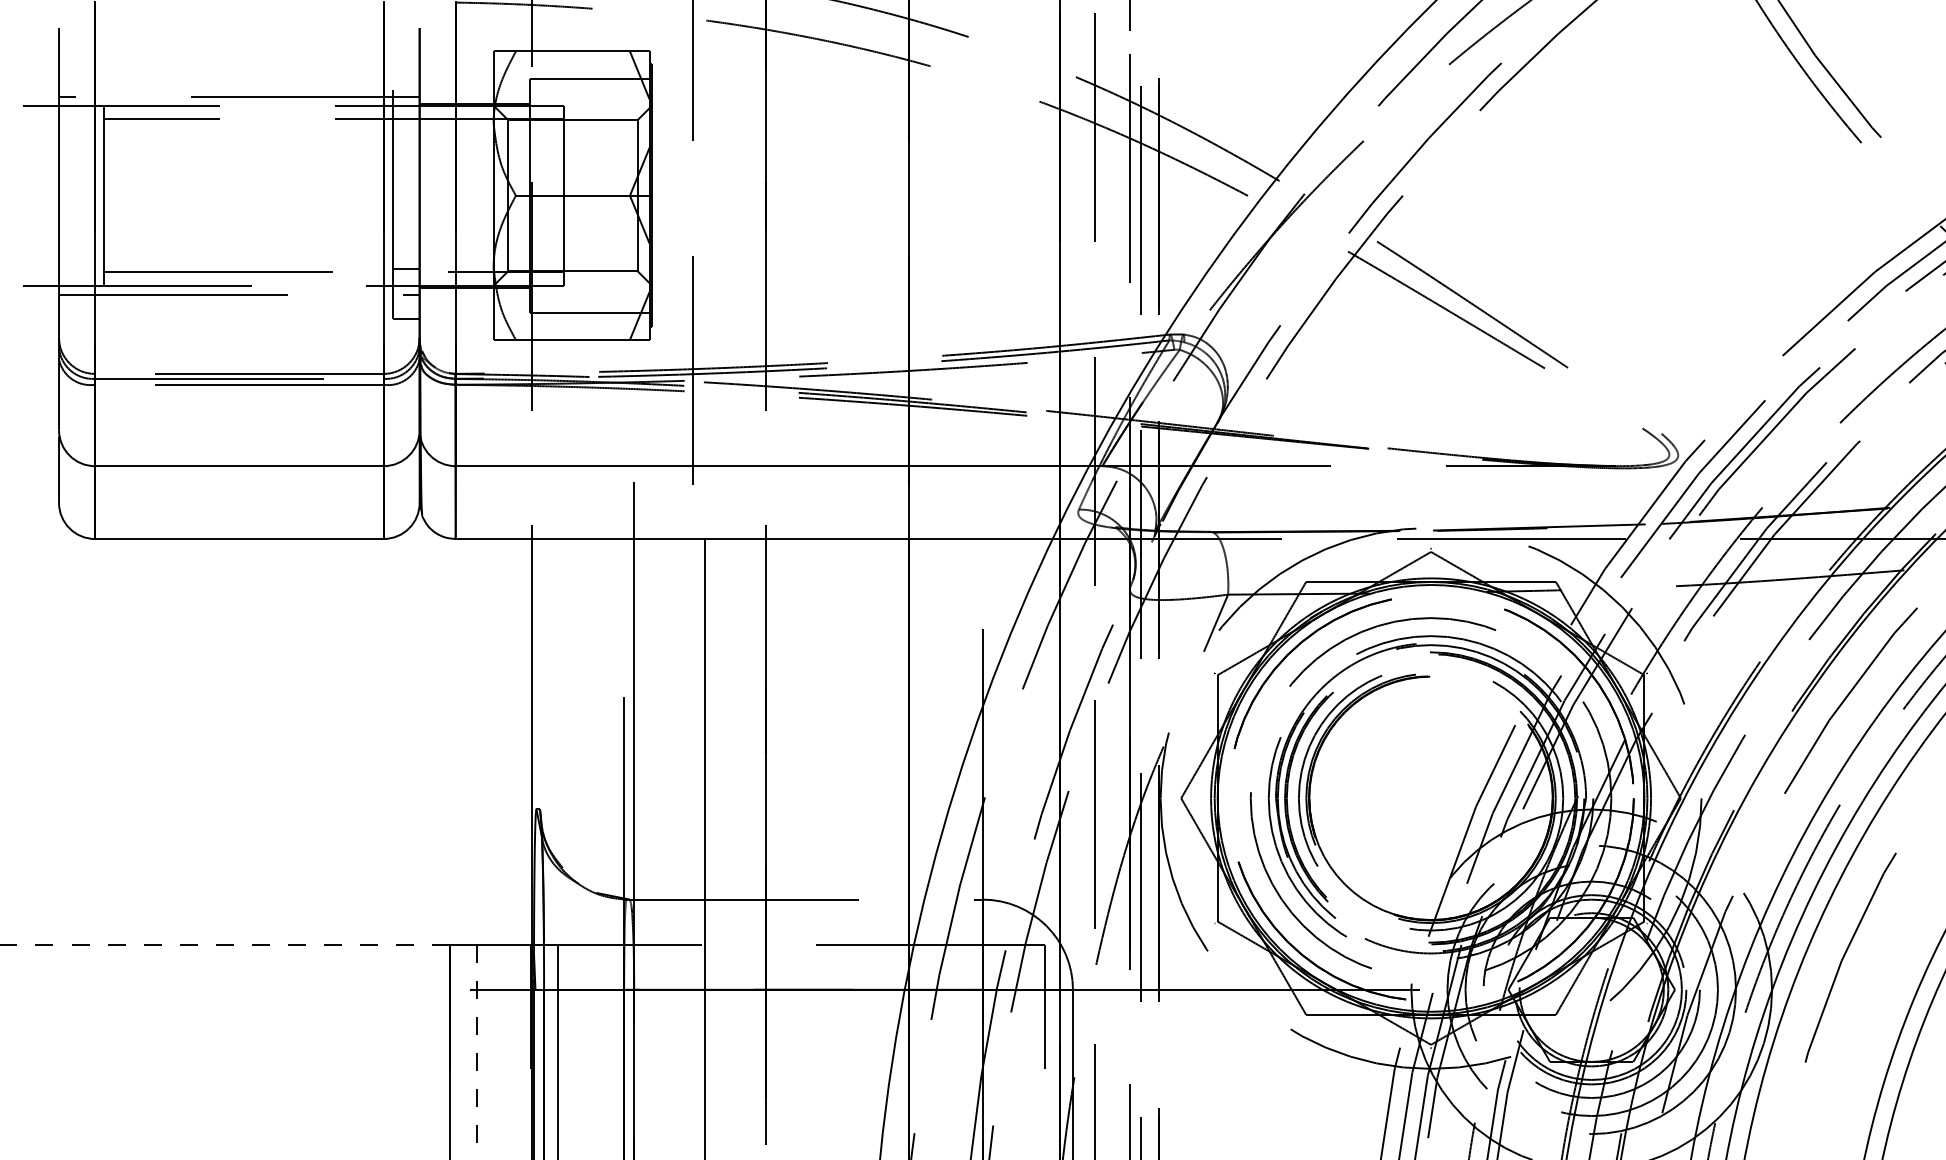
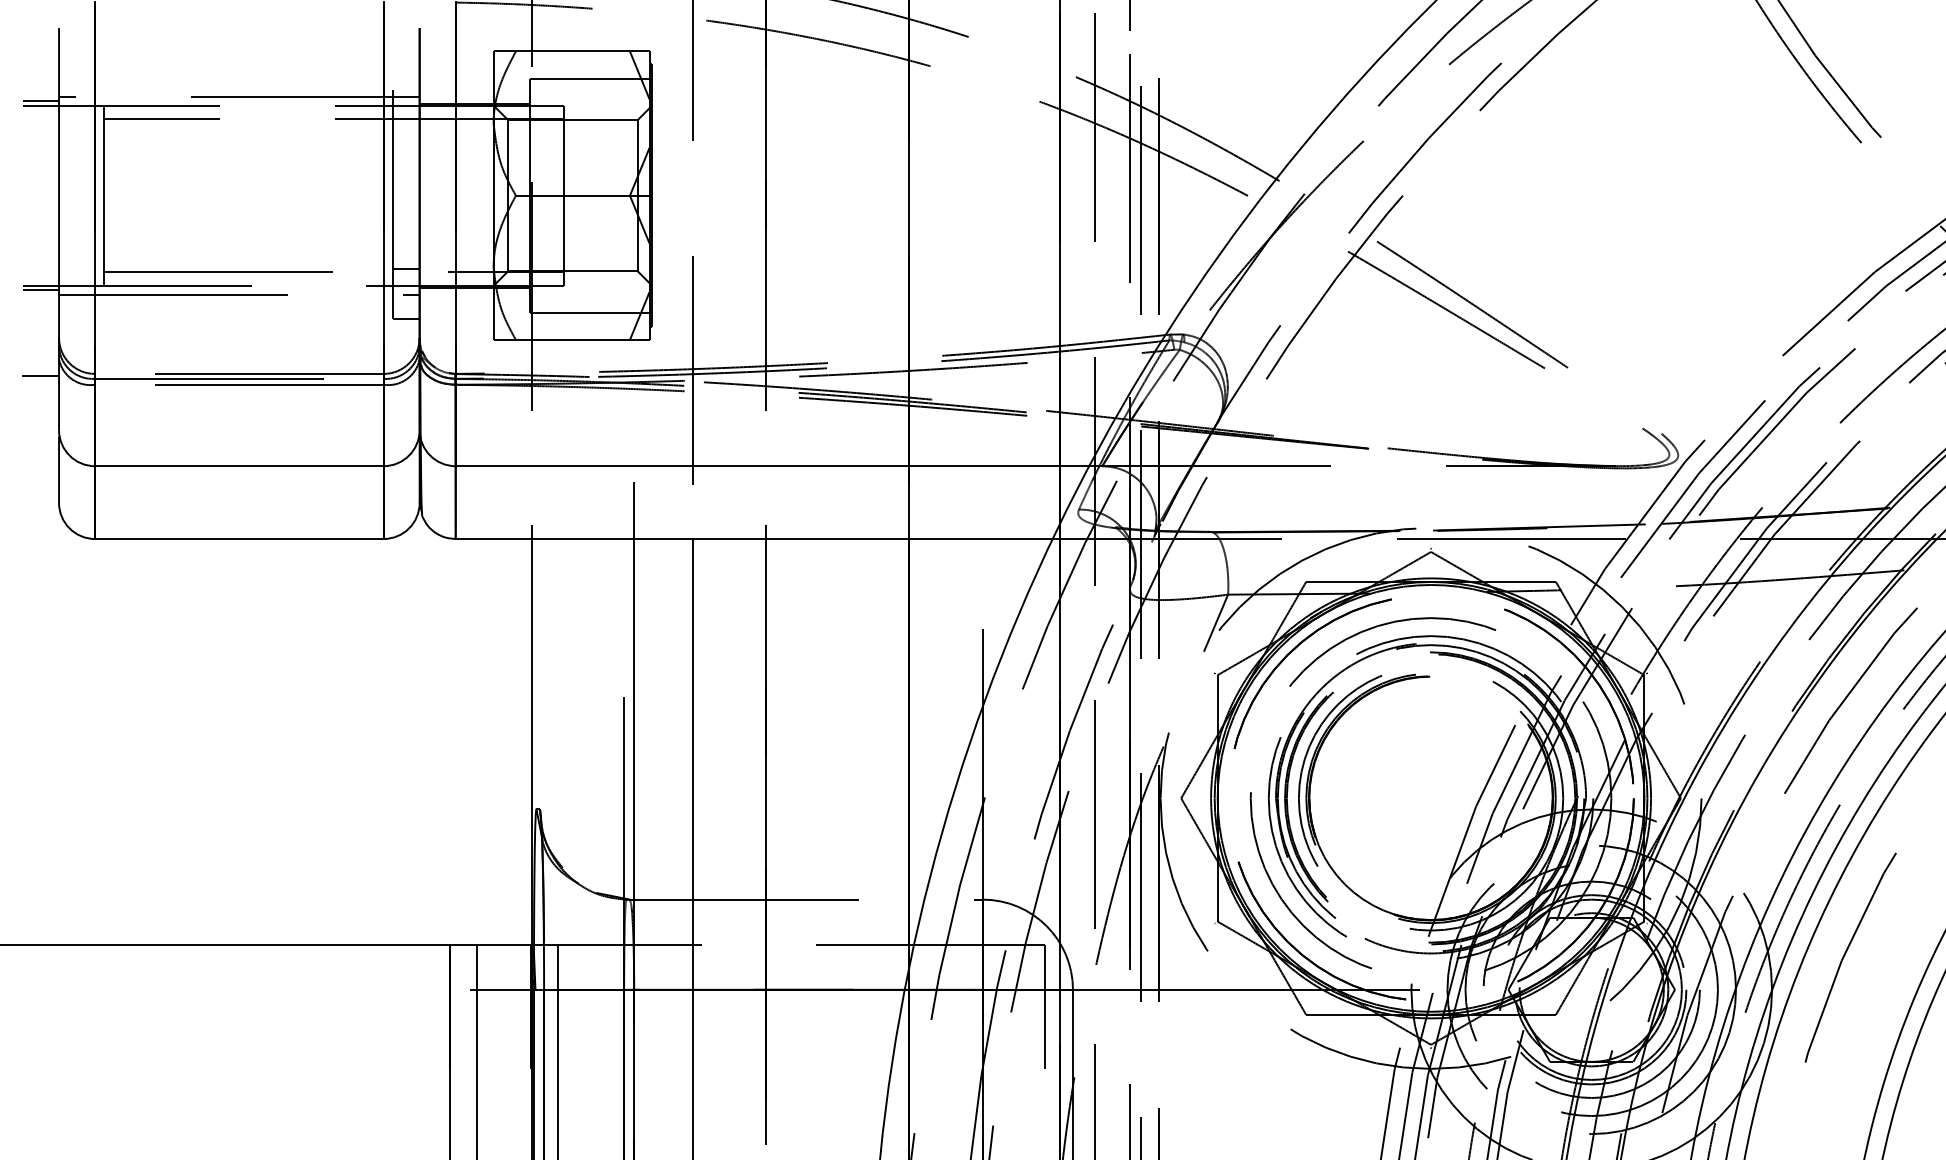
line: none -> present (40, 101)
line: none -> present (40, 290)
line: none -> present (40, 376)
line position: (705, 847) -> (693, 847) (693, 847)
line: dashed -> solid (225, 944)
line: dashed -> solid (477, 1051)
